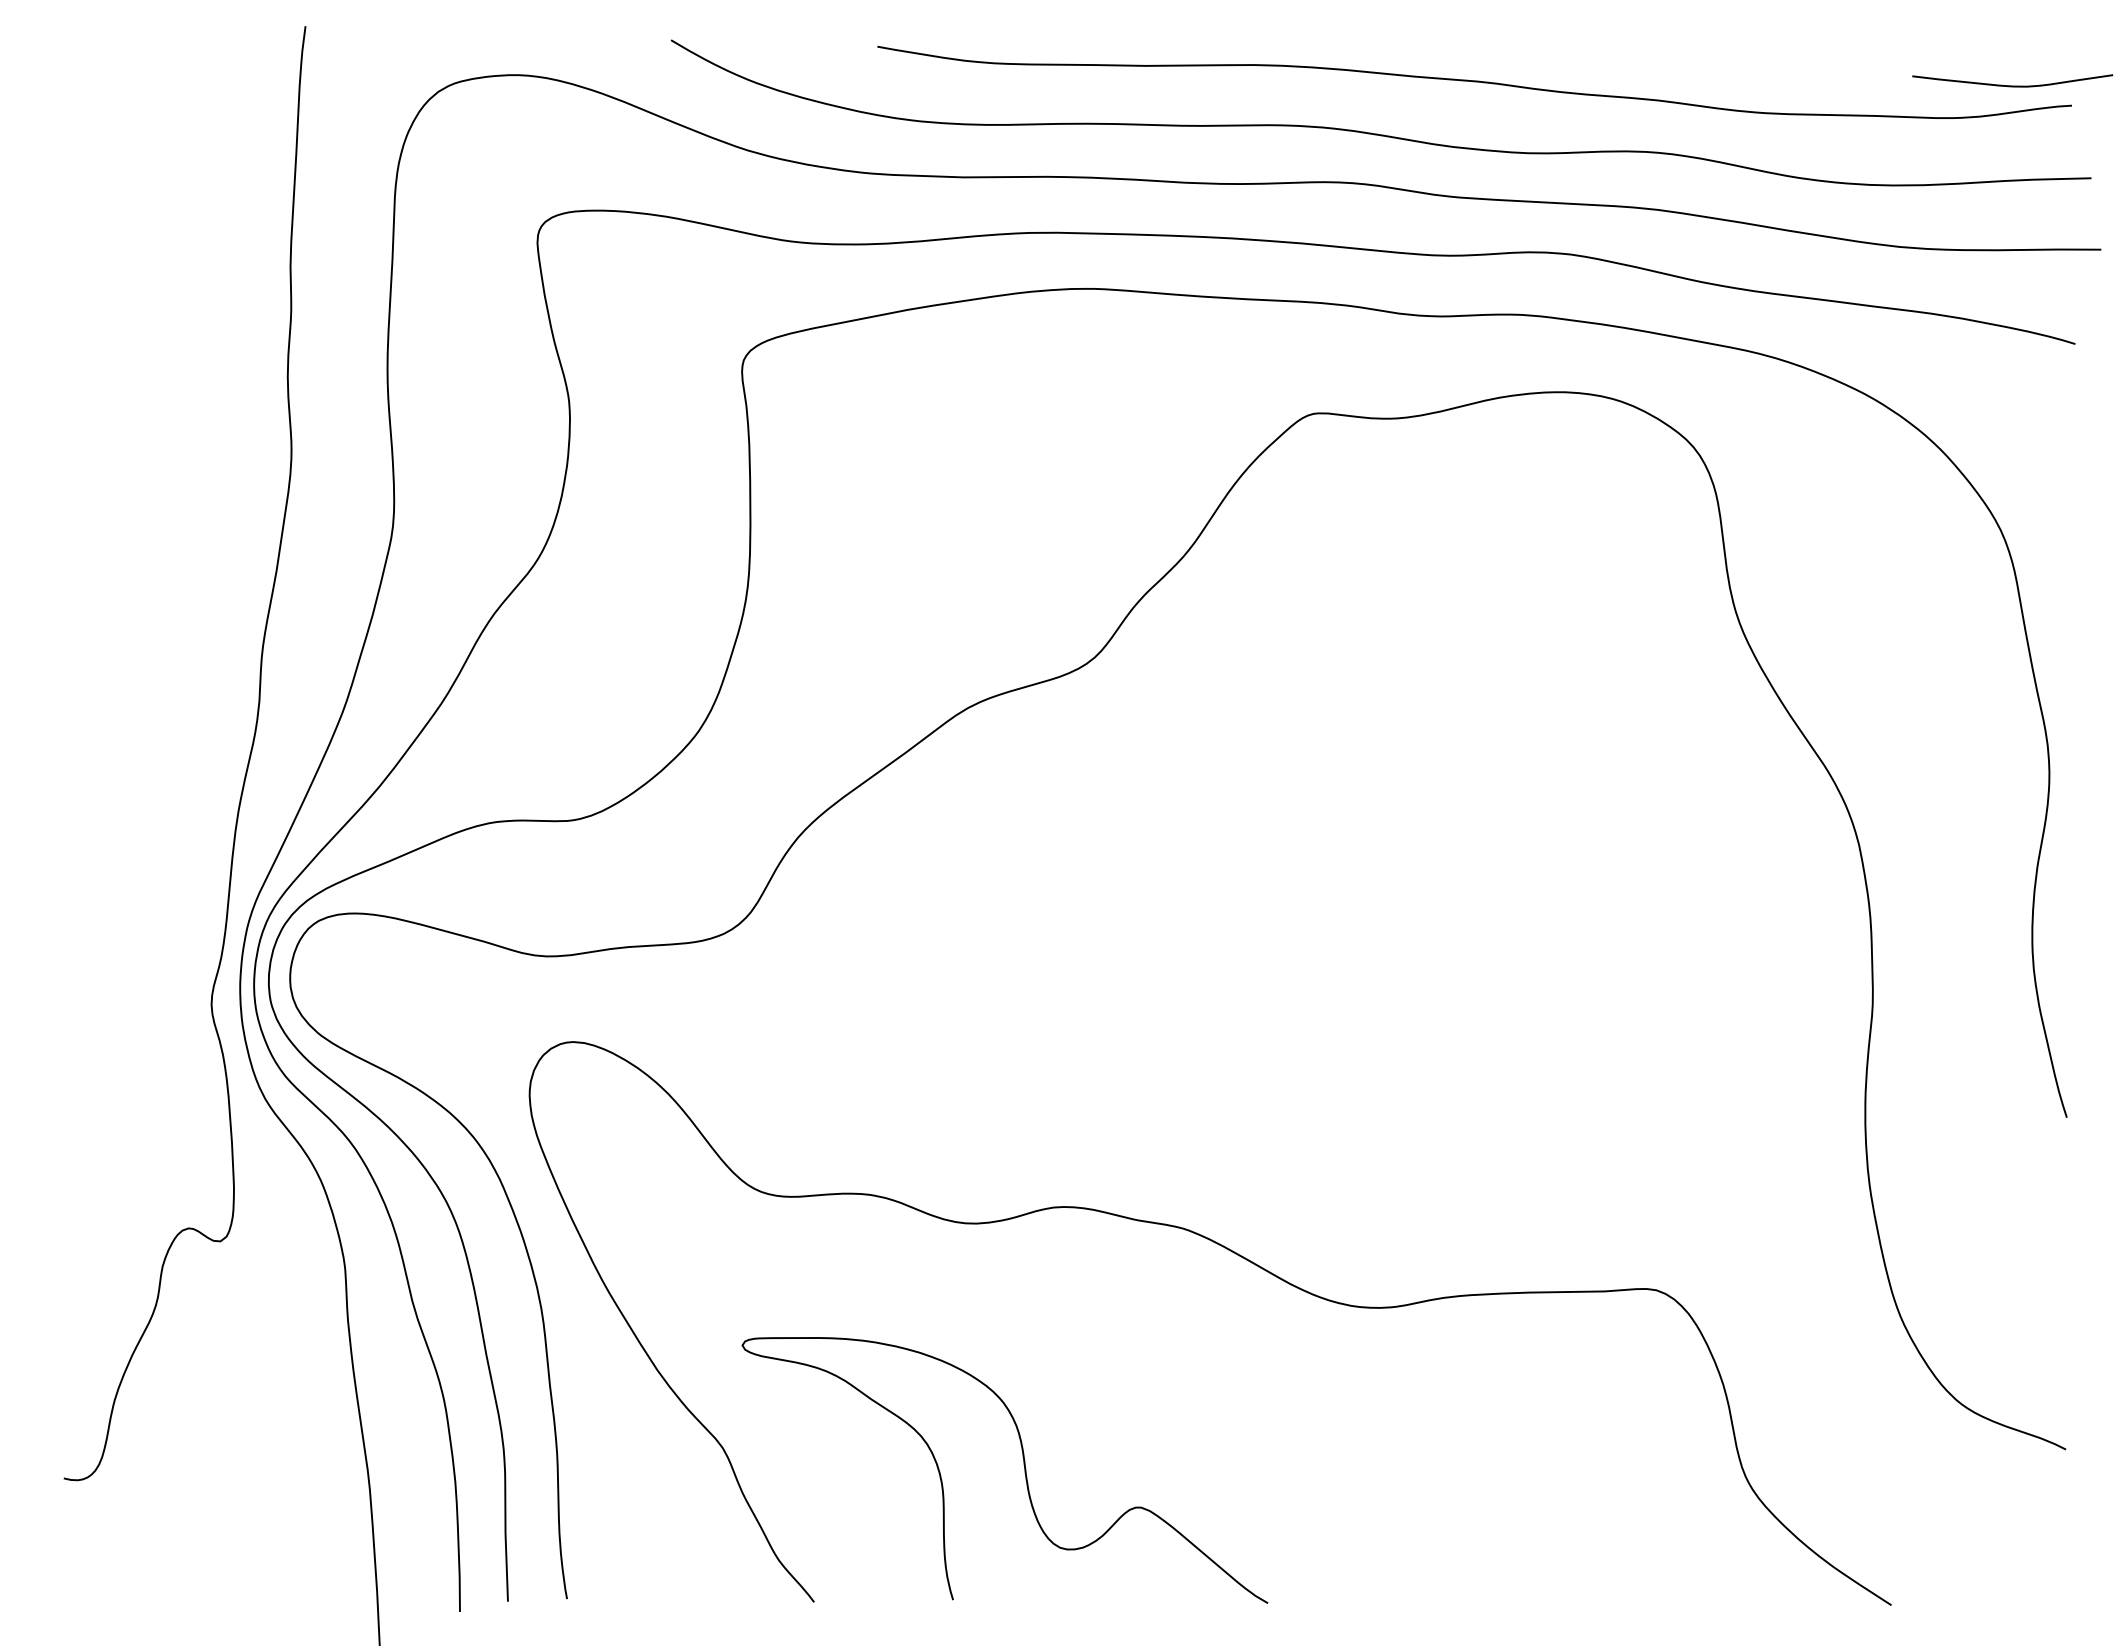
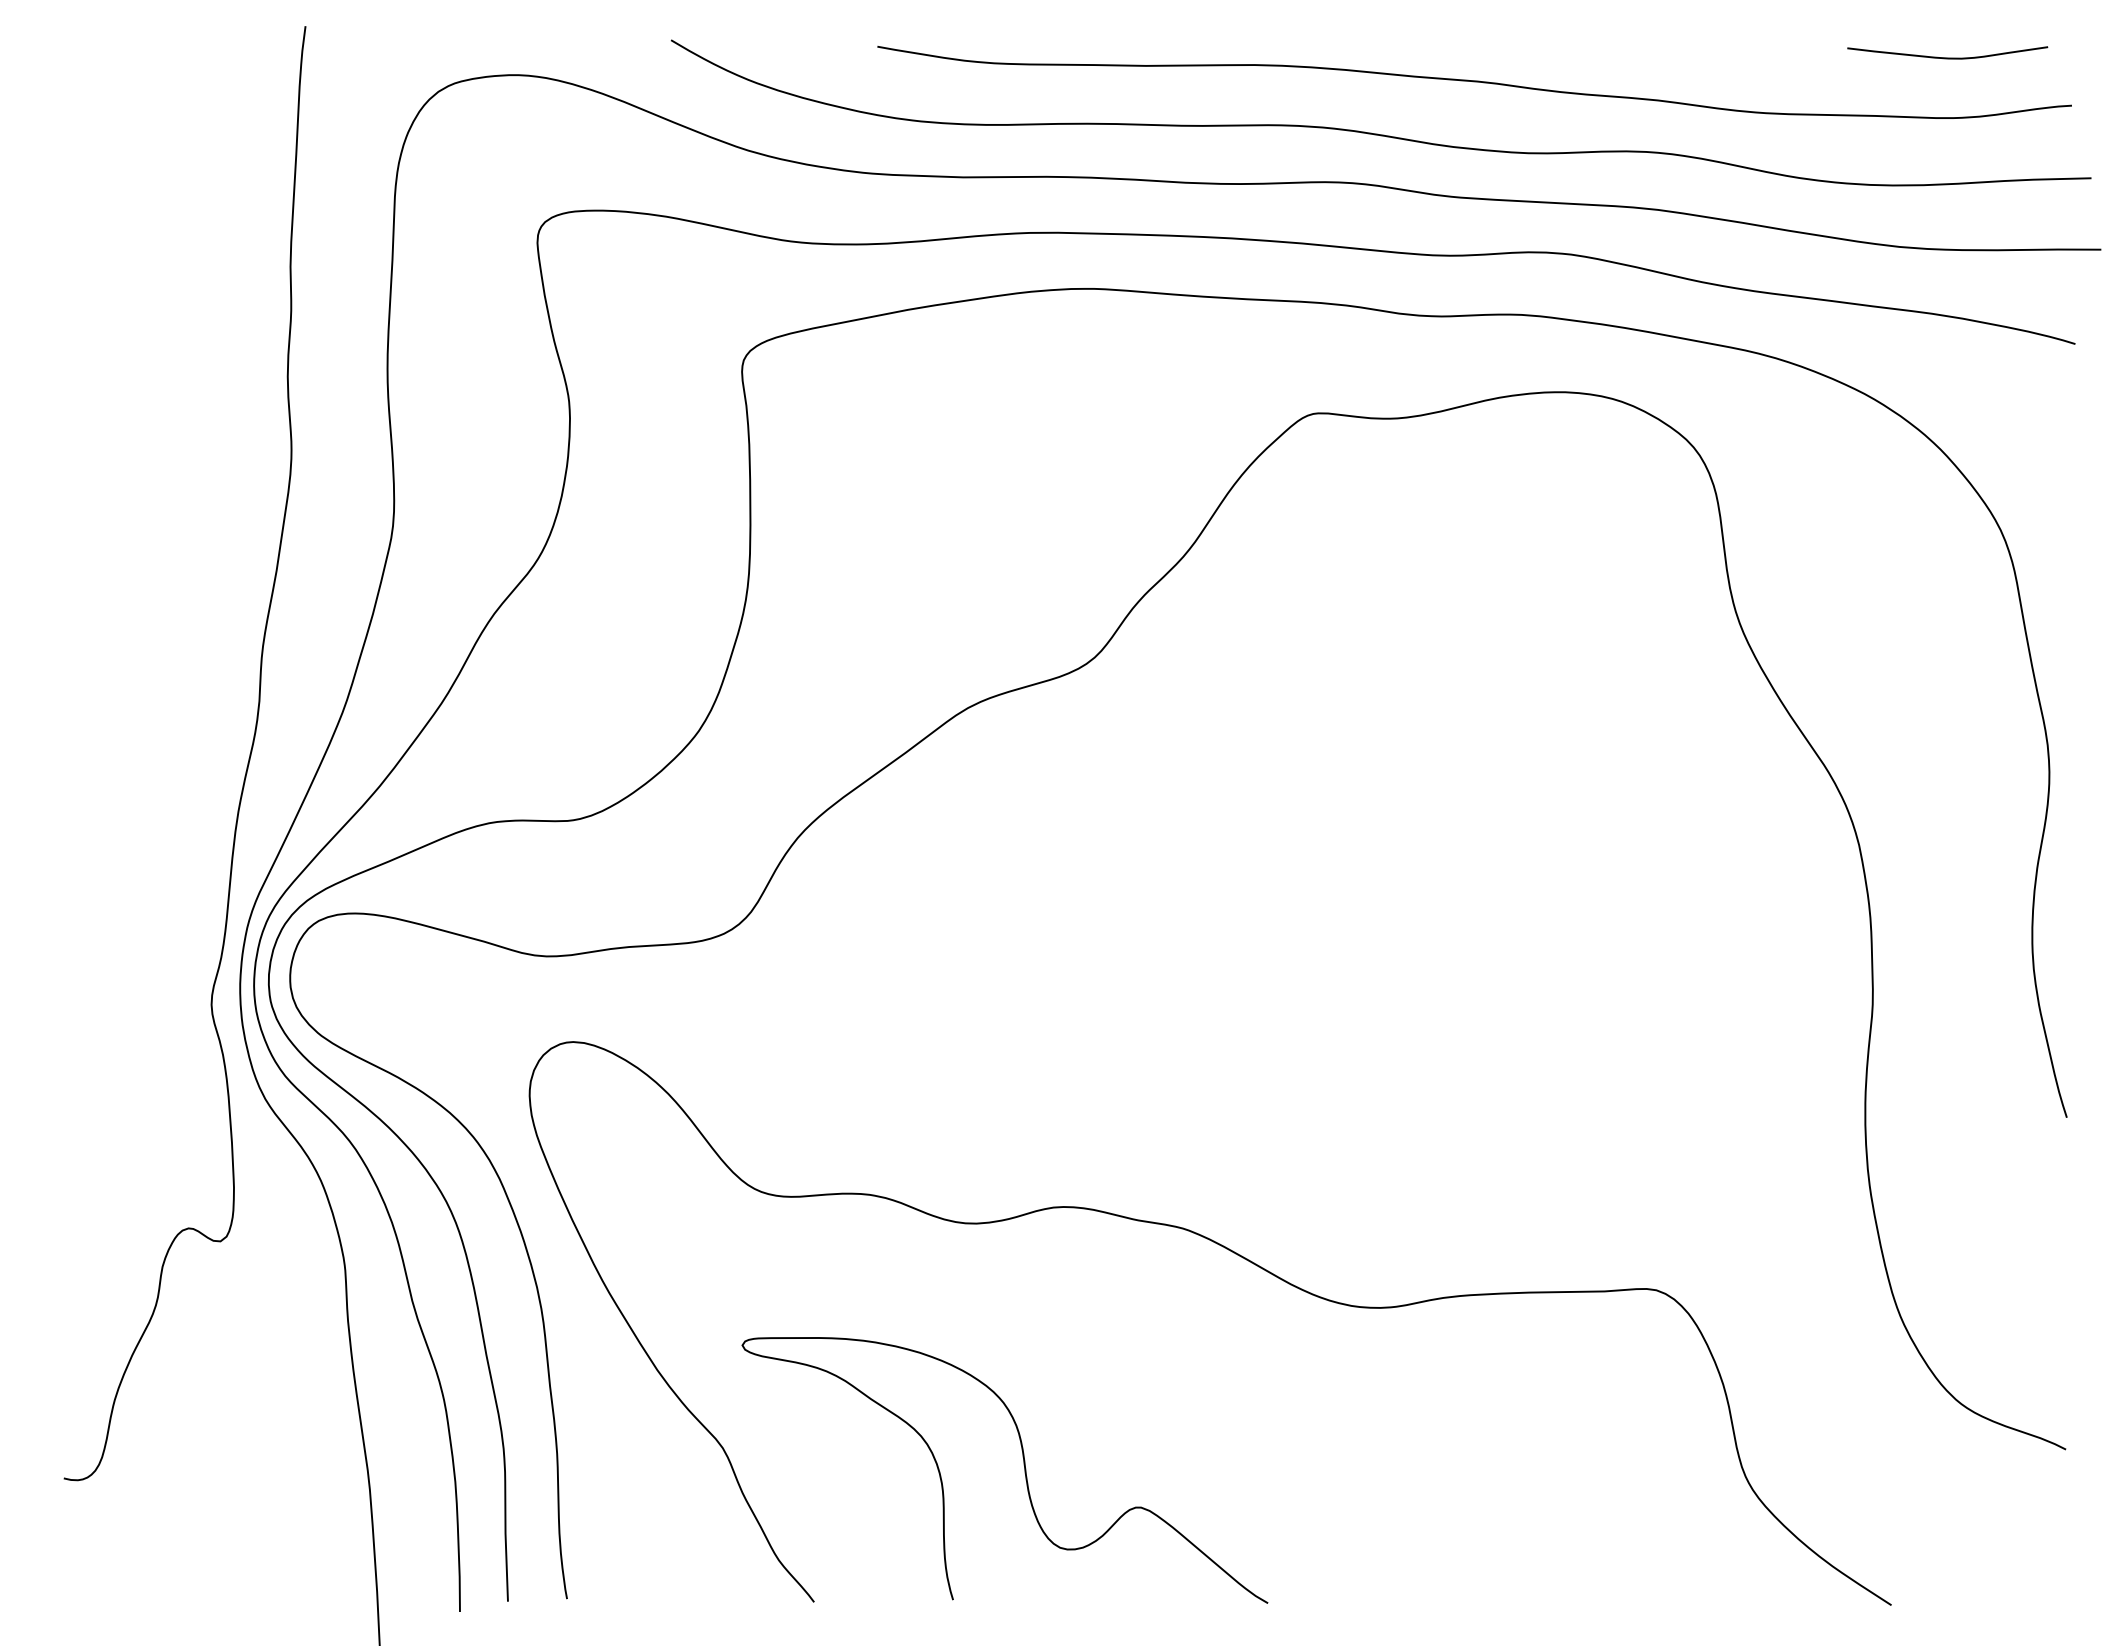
curve position: (2012, 85) -> (1947, 57) (1947, 57)
